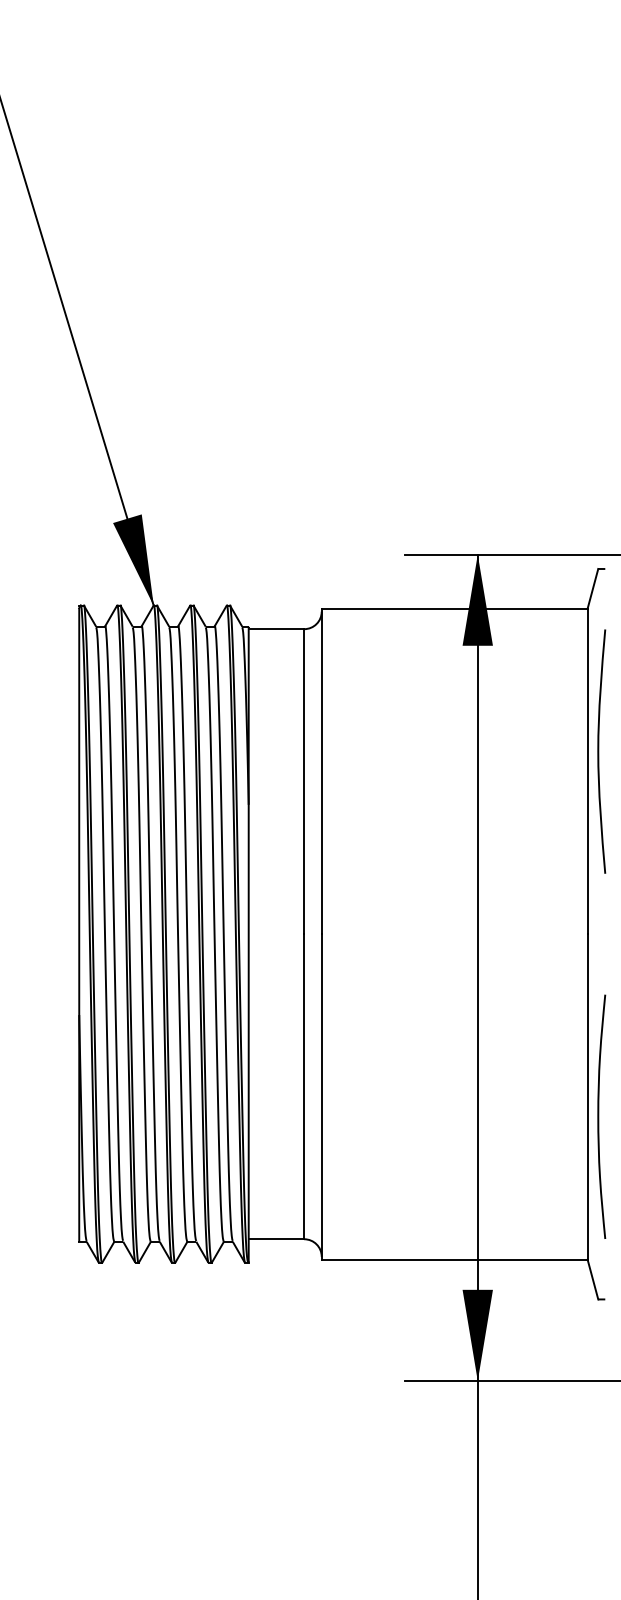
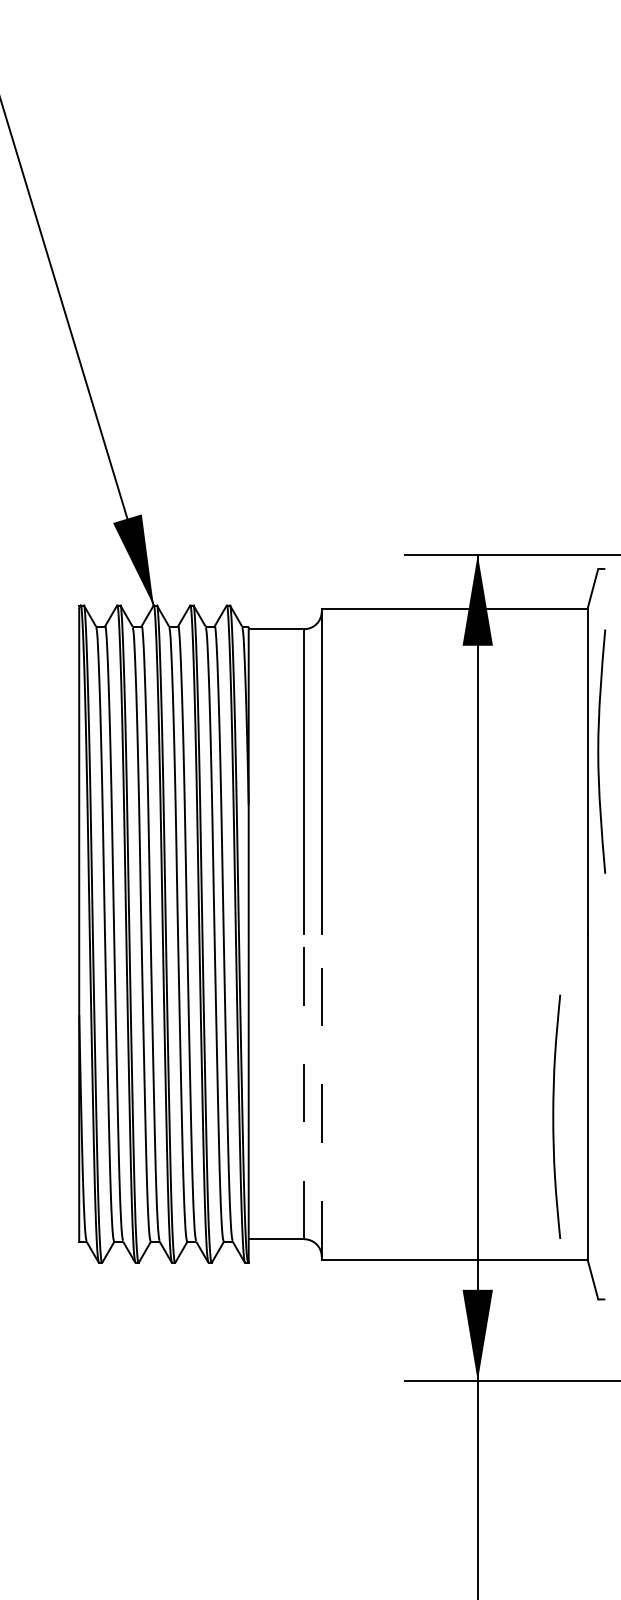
line: solid -> dashed (304, 1086)
line: solid -> dashed (321, 1096)
curve position: (599, 1116) -> (554, 1116) (554, 1116)
